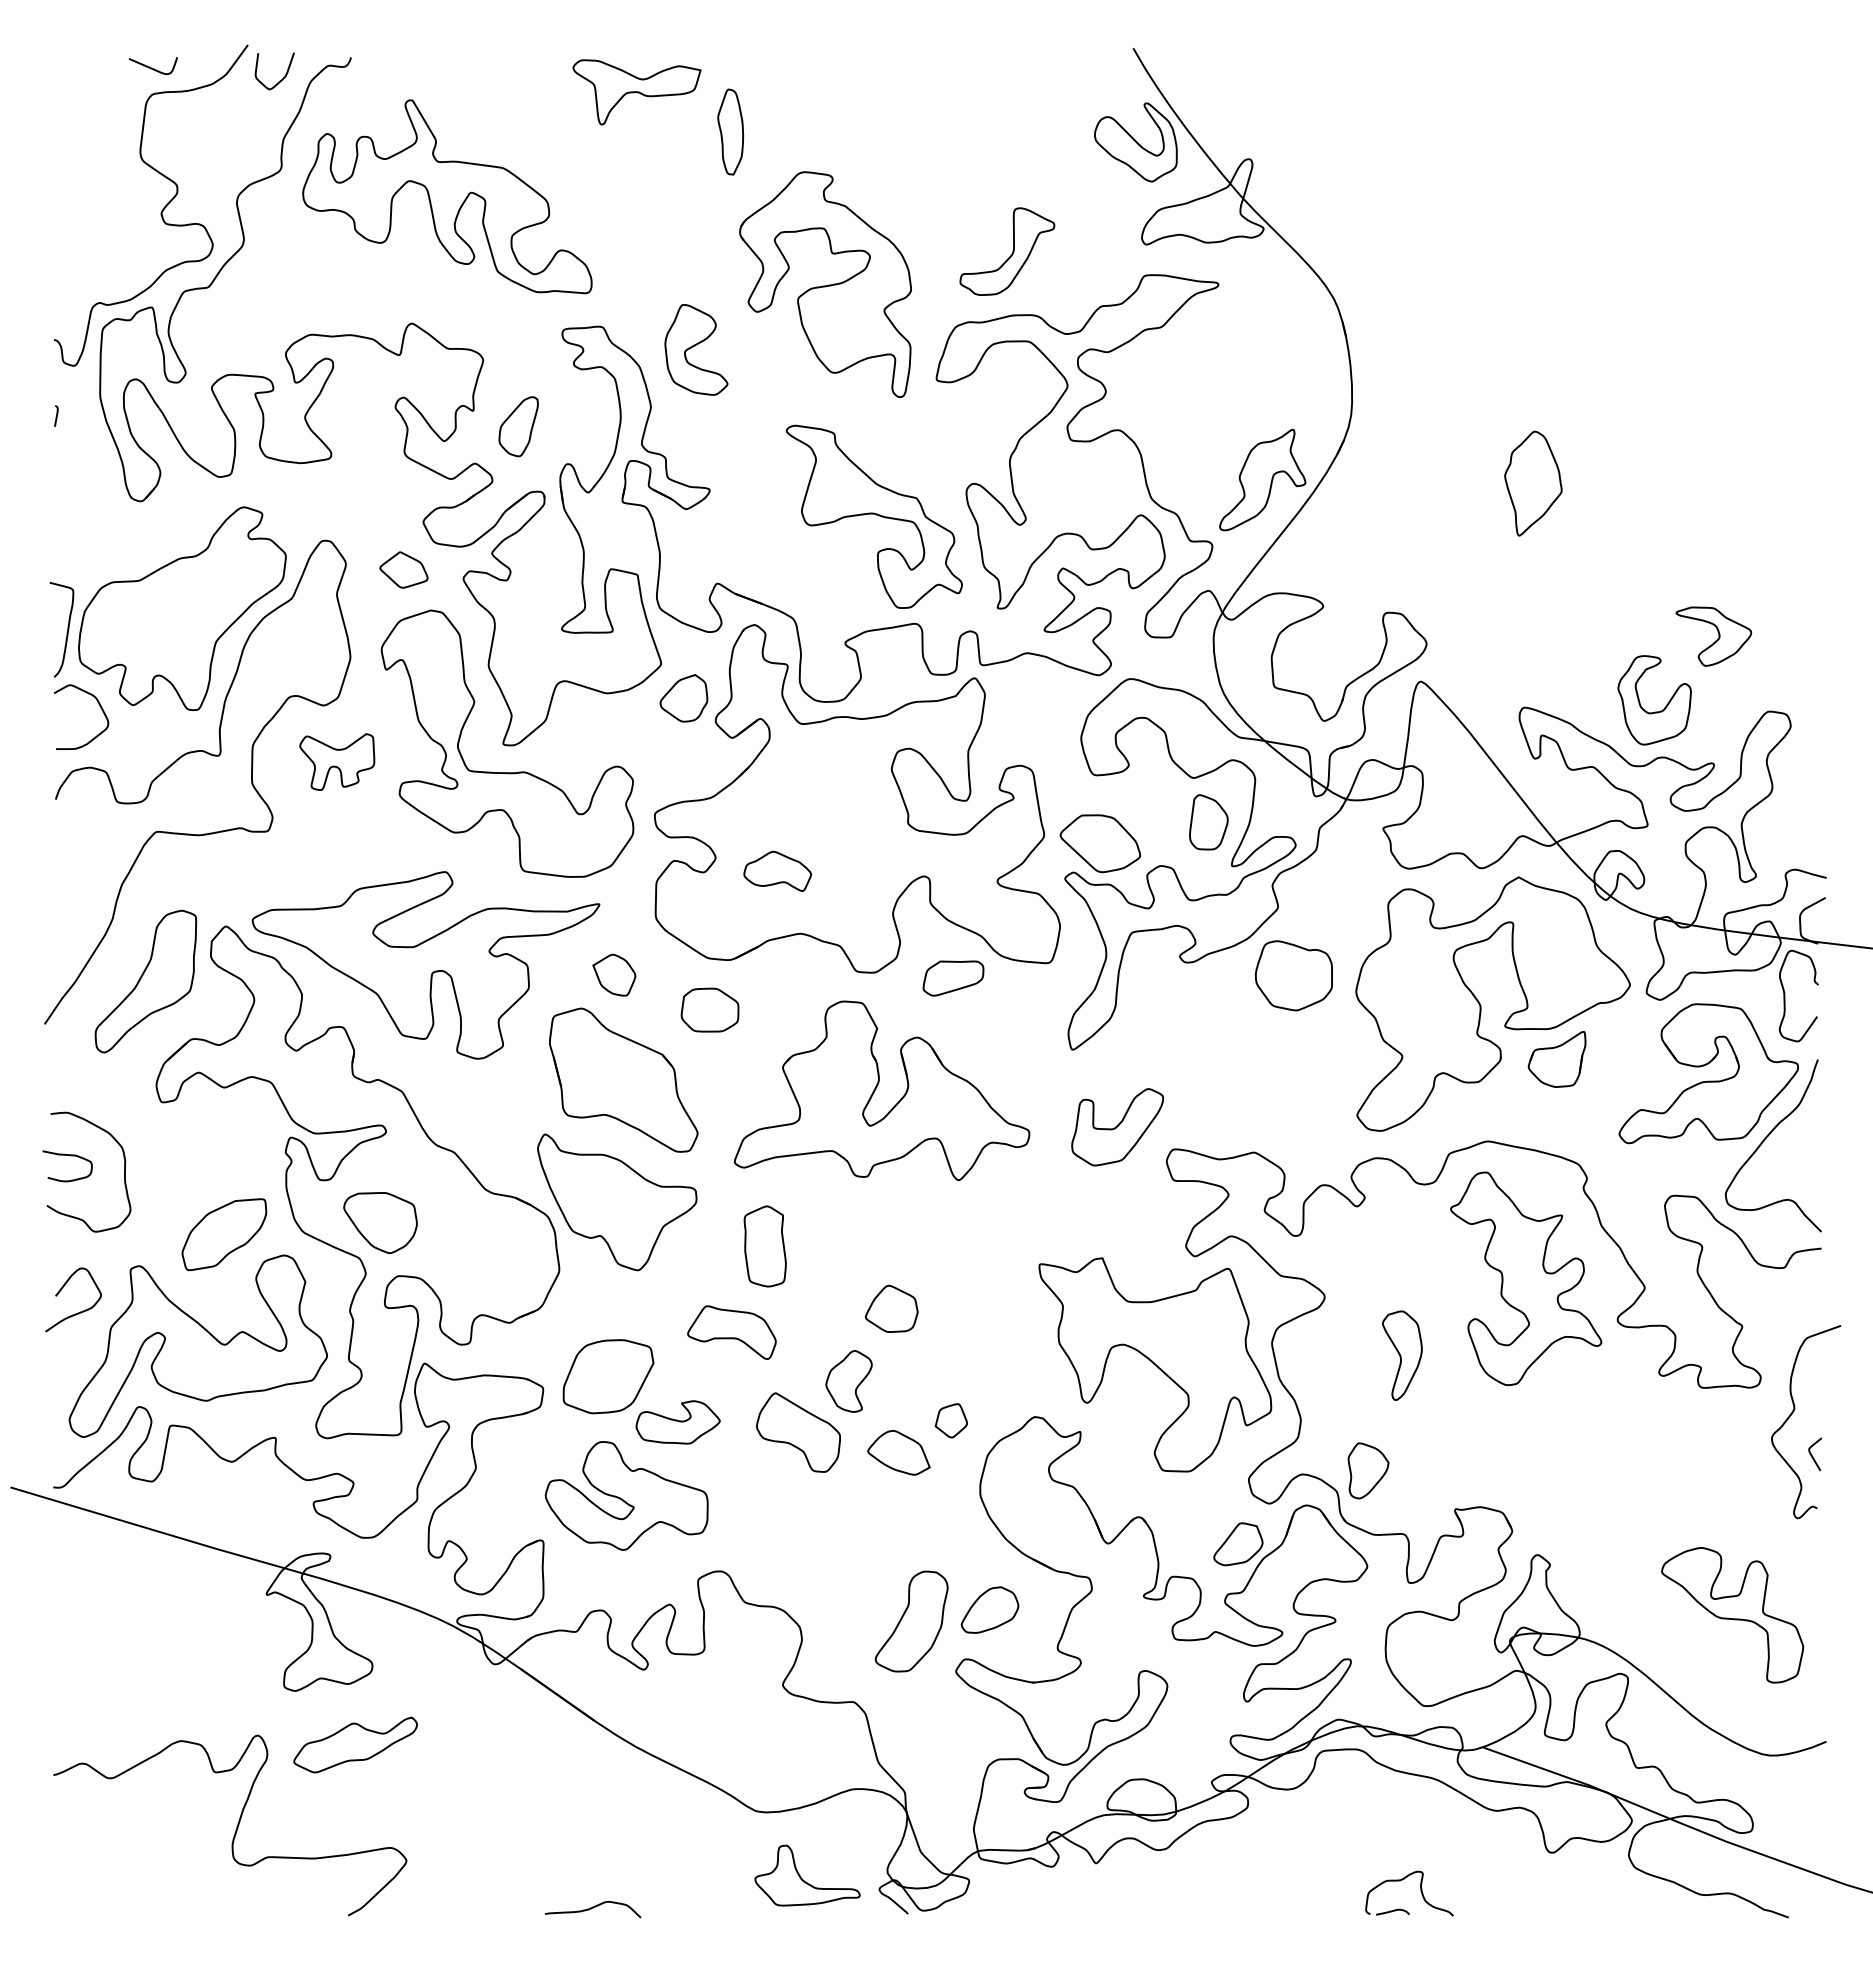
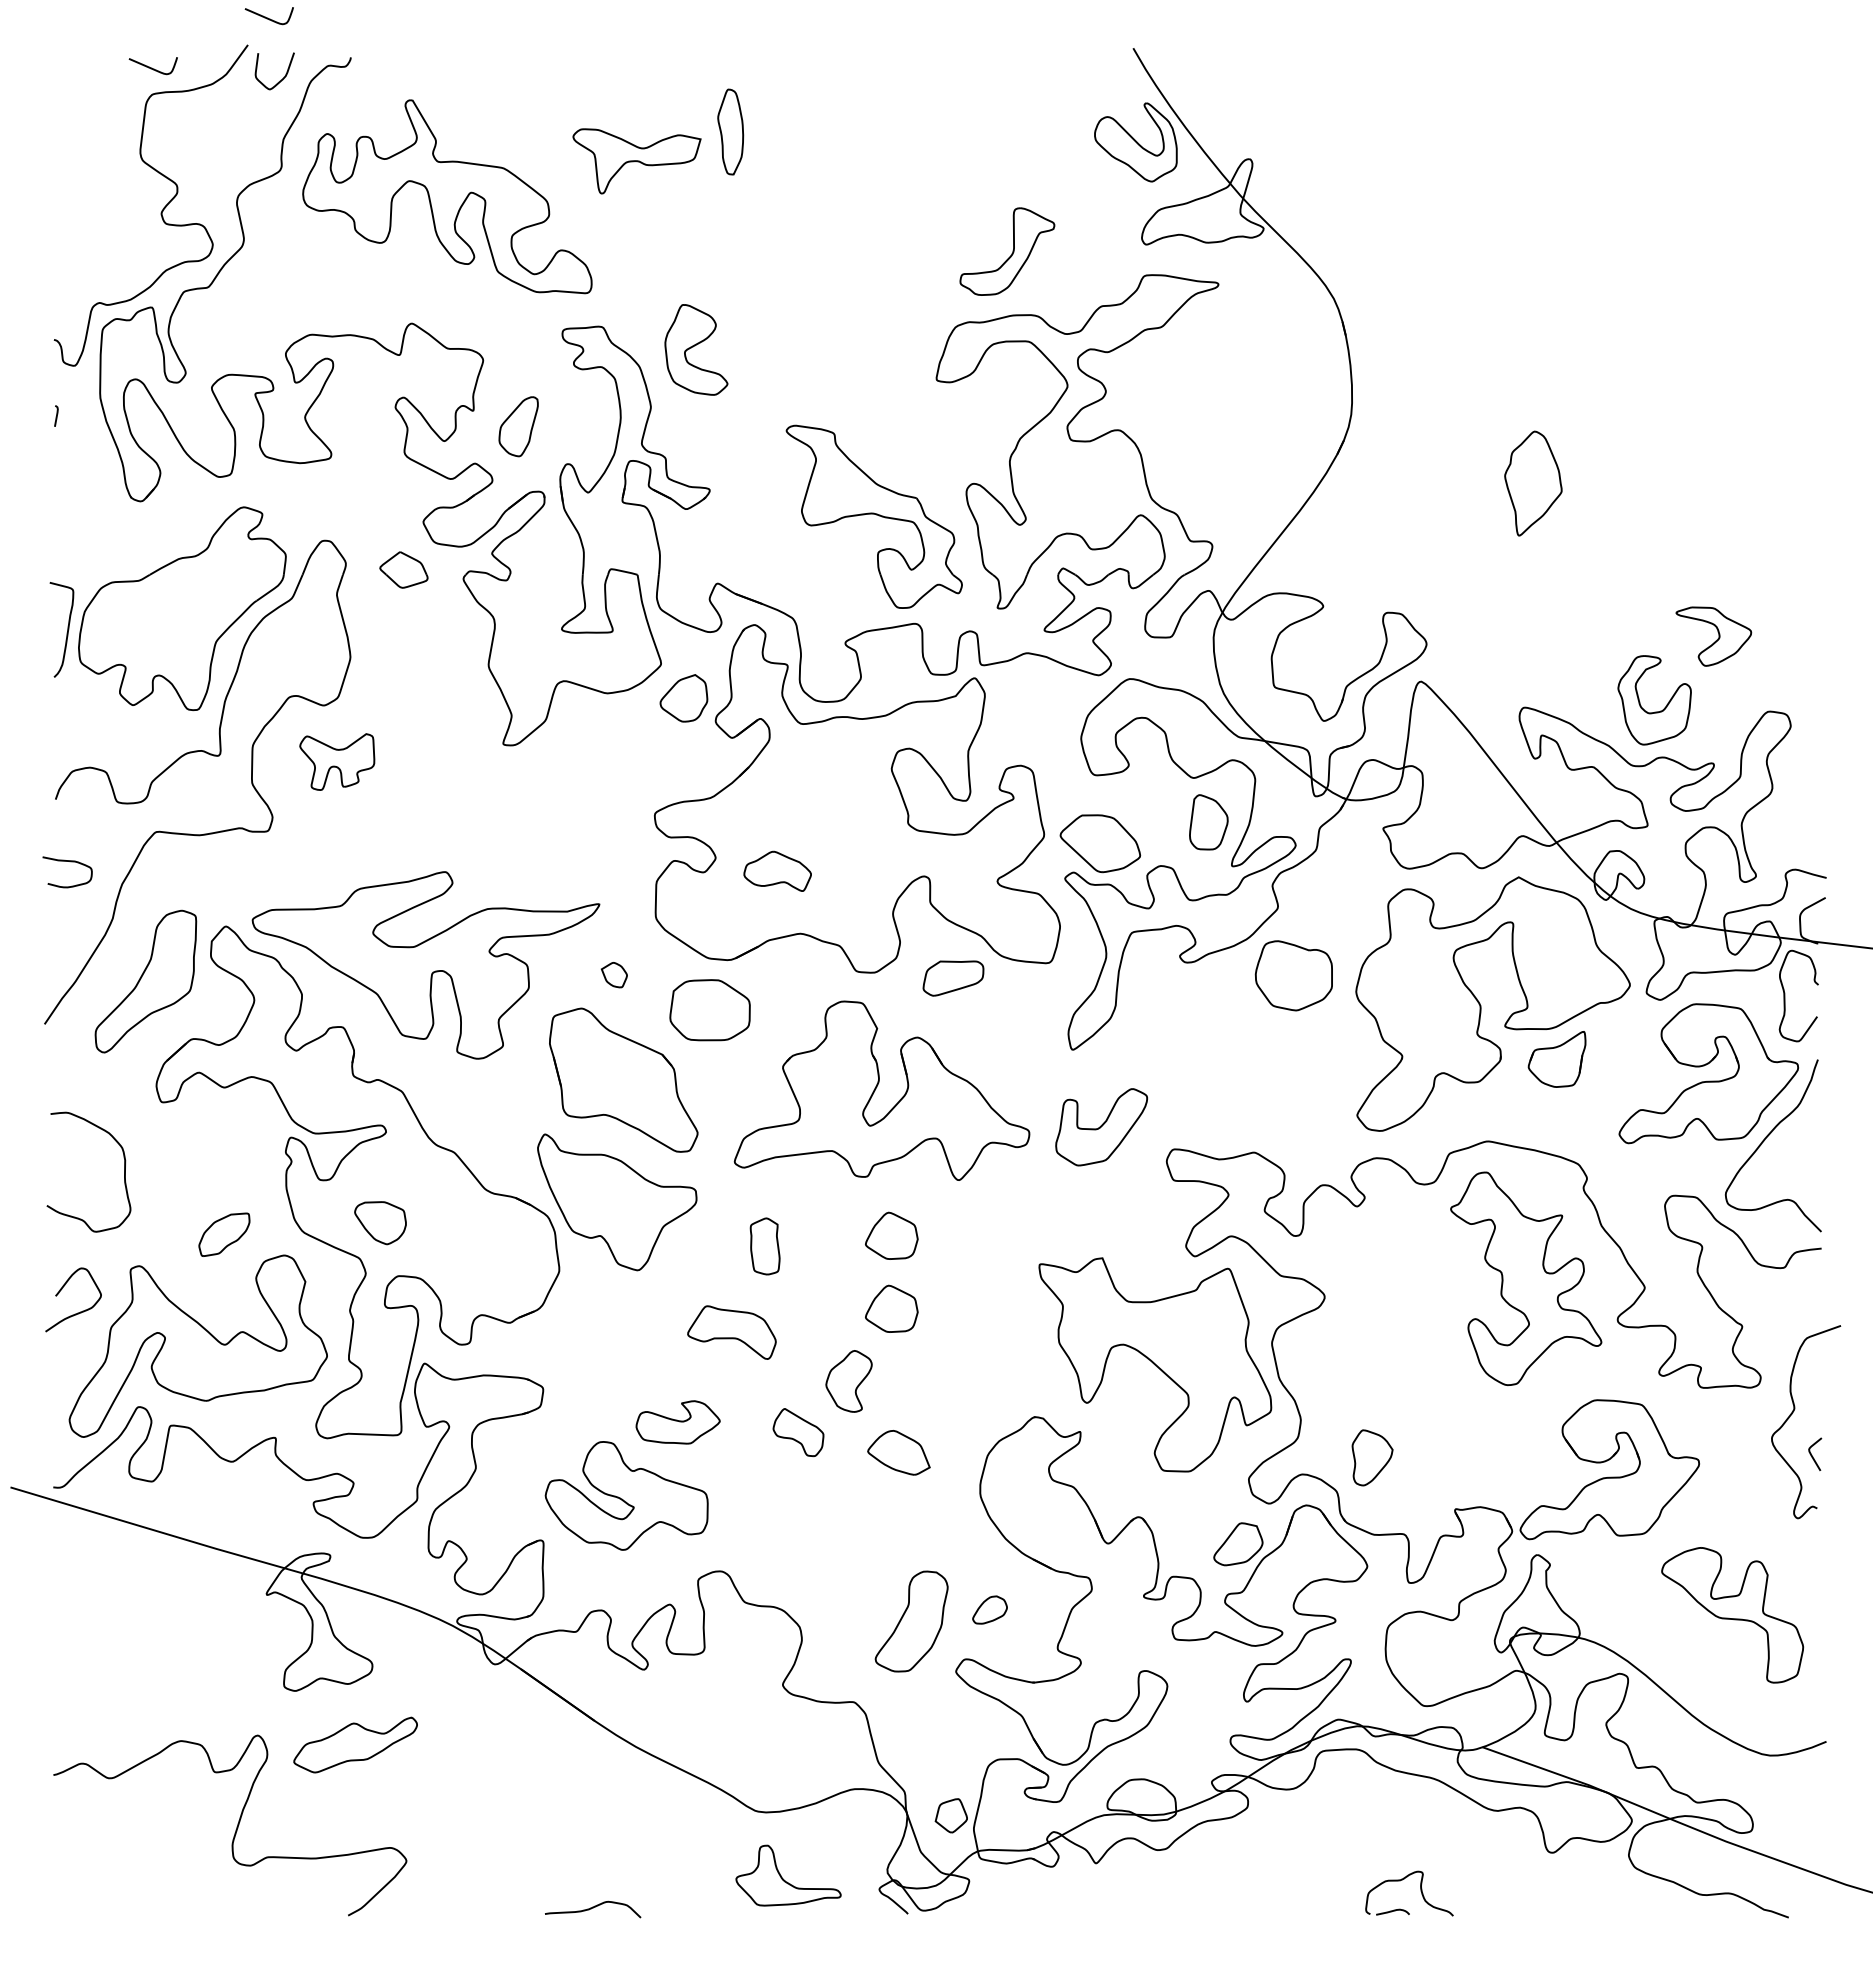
curve: none -> present (267, 17)
part position: (636, 92) -> (636, 161) (636, 161)
part: present -> none (825, 284)
part: present -> none (1262, 479)
curve: present -> none (99, 706)
part: present -> none (507, 772)
part size: 45x44 px -> 28x27 px (613, 975)
part size: 60x46 px -> 82x63 px (709, 1010)
part position: (1117, 1127) -> (1101, 1127) (1101, 1127)
curve position: (70, 1156) -> (70, 862) (70, 862)
part size: 75x63 px -> 53x45 px (380, 1223)
part size: 87x74 px -> 53x45 px (224, 1234)
part: none -> present (891, 1235)
part size: 44x83 px -> 32x59 px (764, 1246)
part: present -> none (1402, 1355)
part: present -> none (608, 1376)
part position: (950, 1420) -> (950, 1815) (950, 1815)
part size: 85x81 px -> 53x50 px (798, 1432)
part position: (1368, 1470) -> (1372, 1457) (1372, 1457)
part: none -> present (1609, 1476)
part size: 60x48 px -> 36x30 px (989, 1609)
part position: (807, 1875) -> (788, 1875) (788, 1875)
